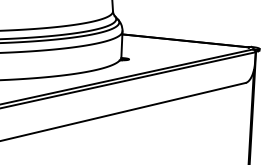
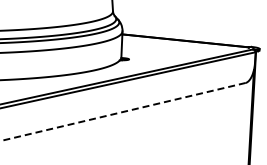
line: solid -> dashed (123, 111)
